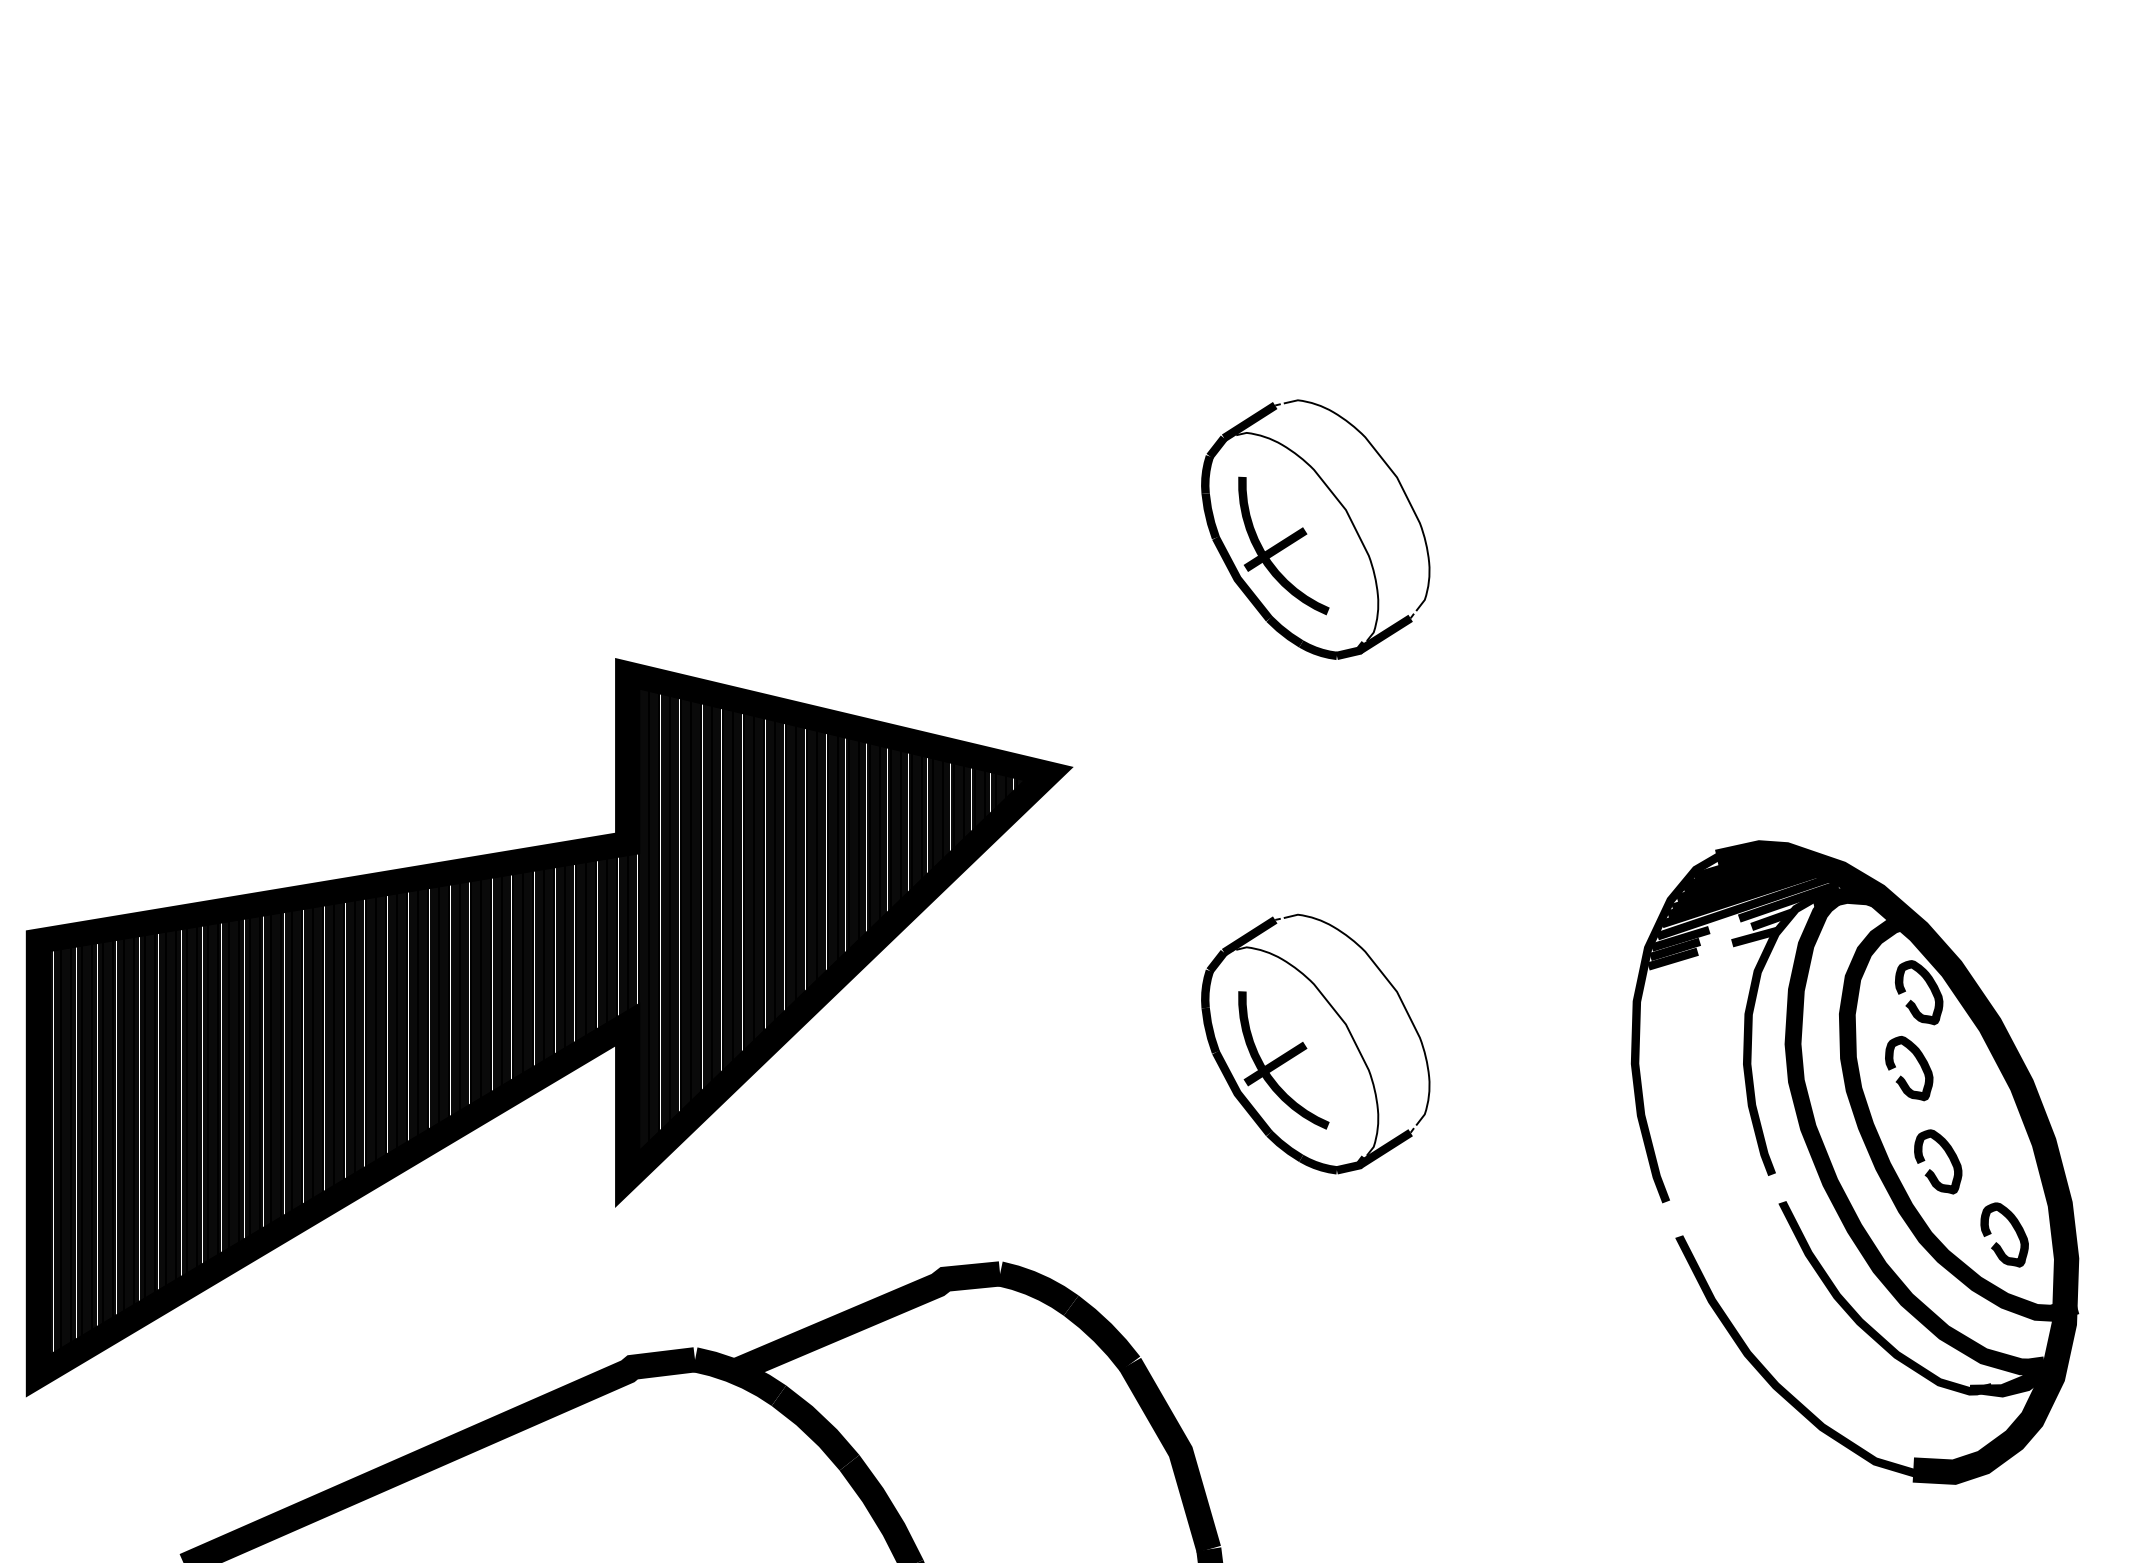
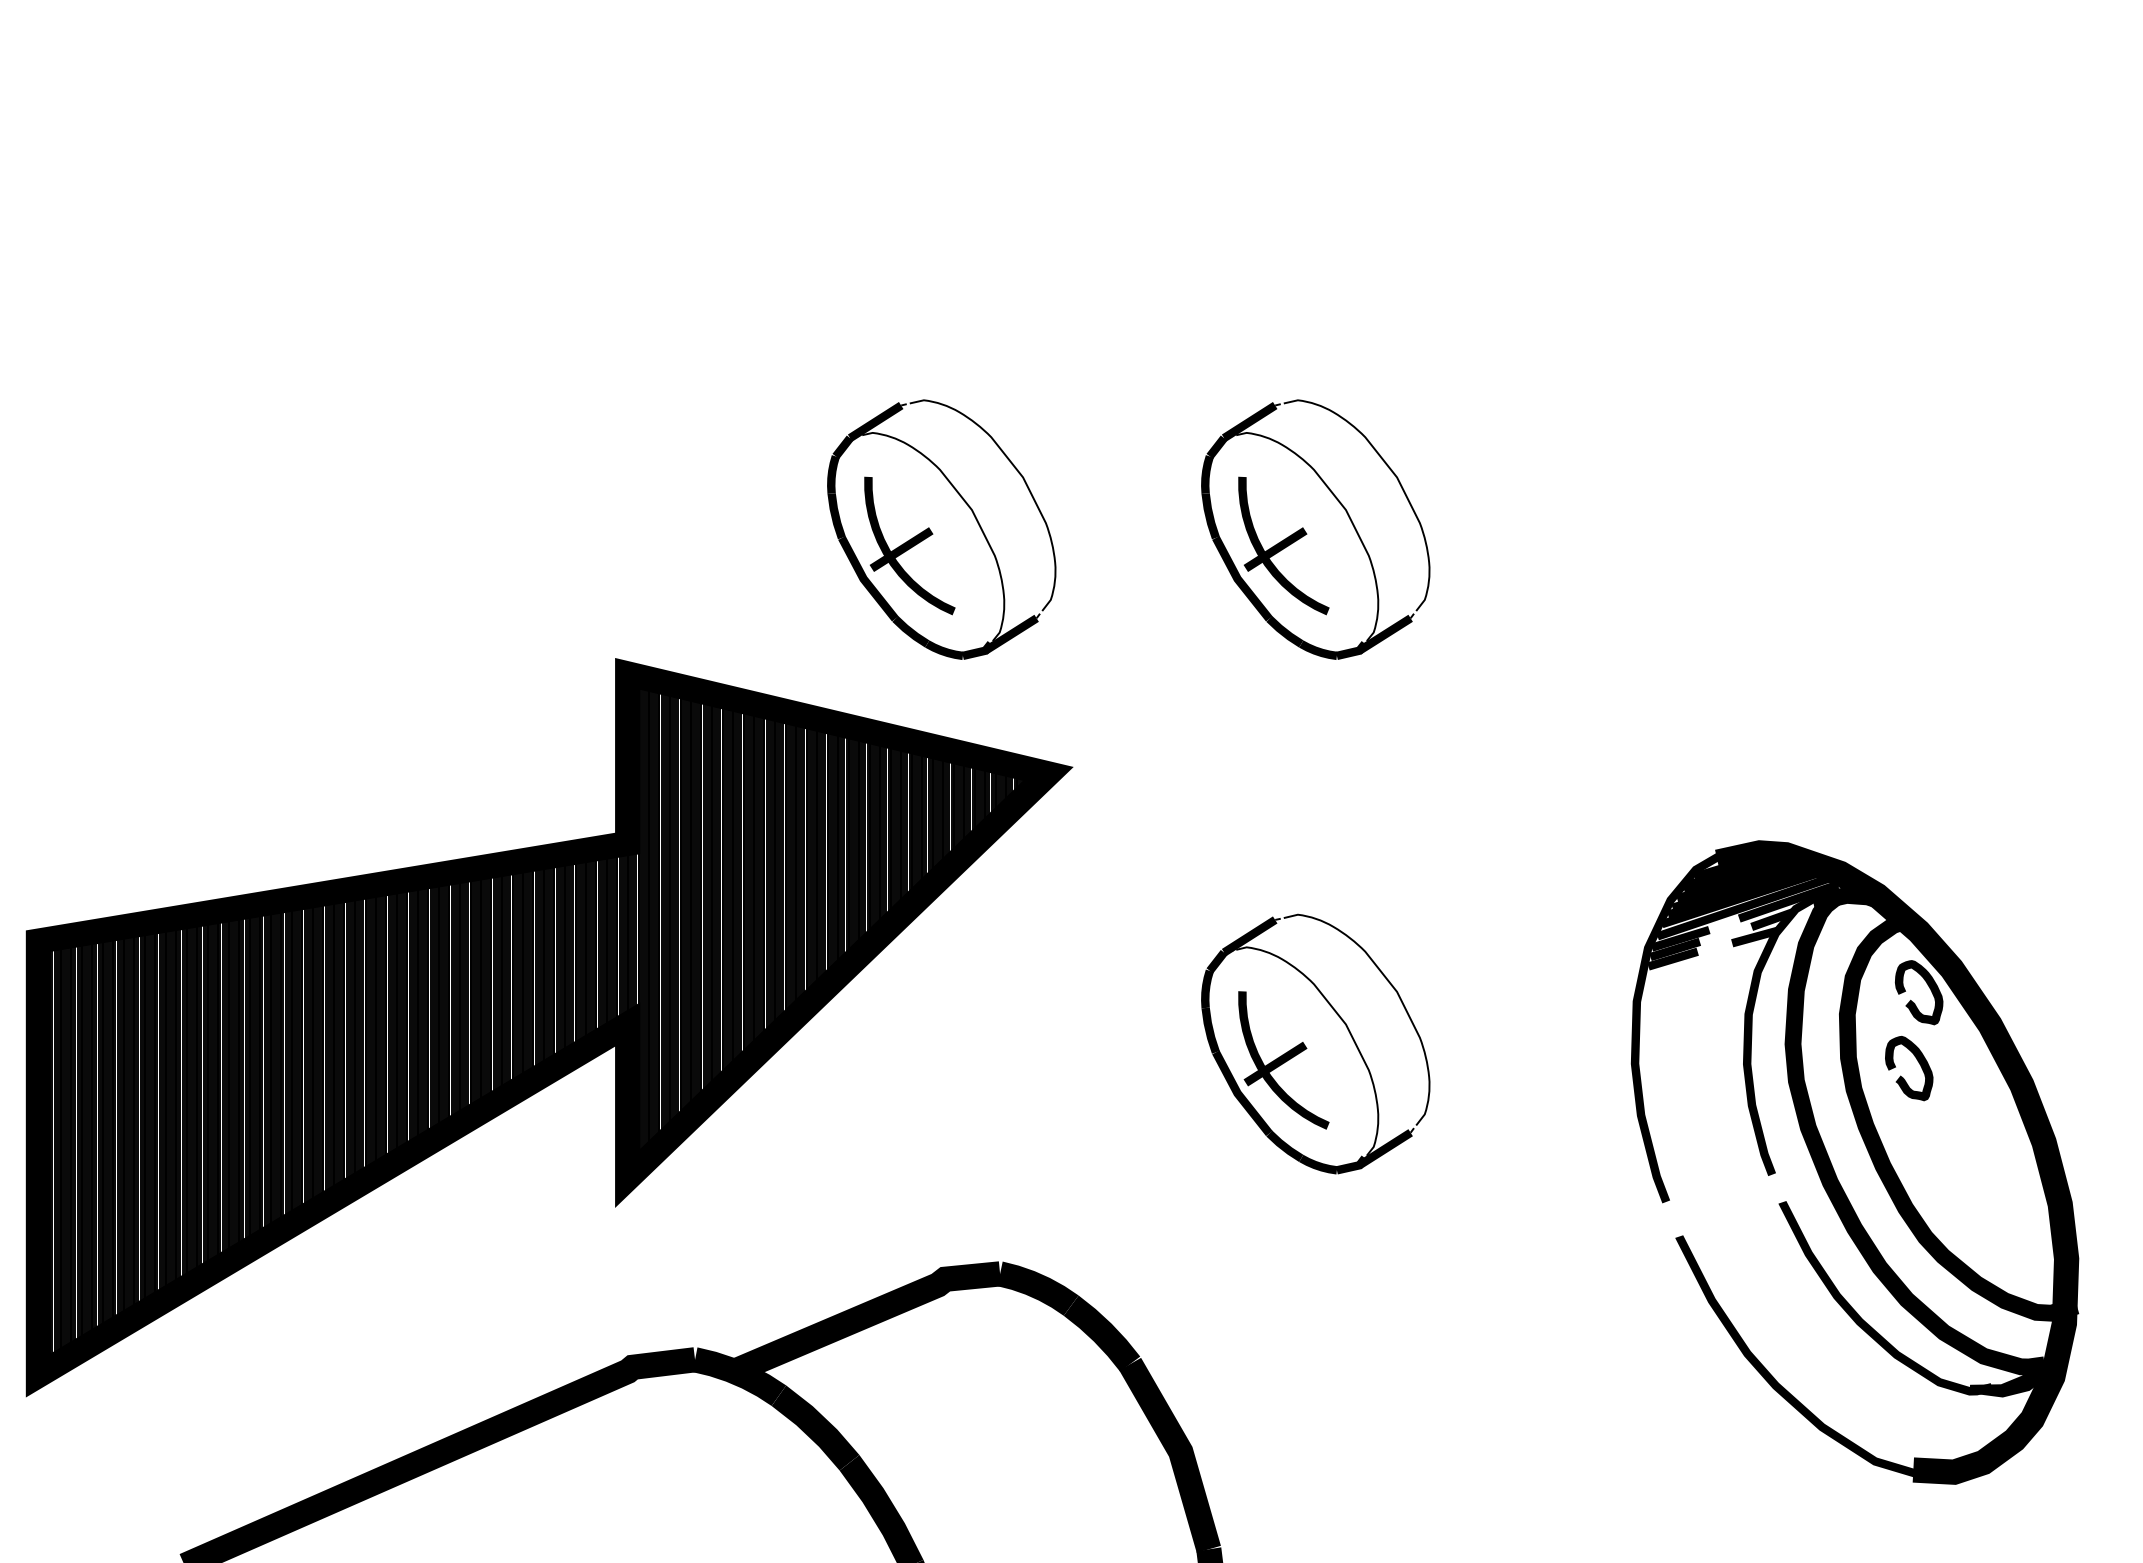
part: none -> present (941, 529)
curve: present -> none (1947, 1156)
curve: present -> none (2014, 1230)
